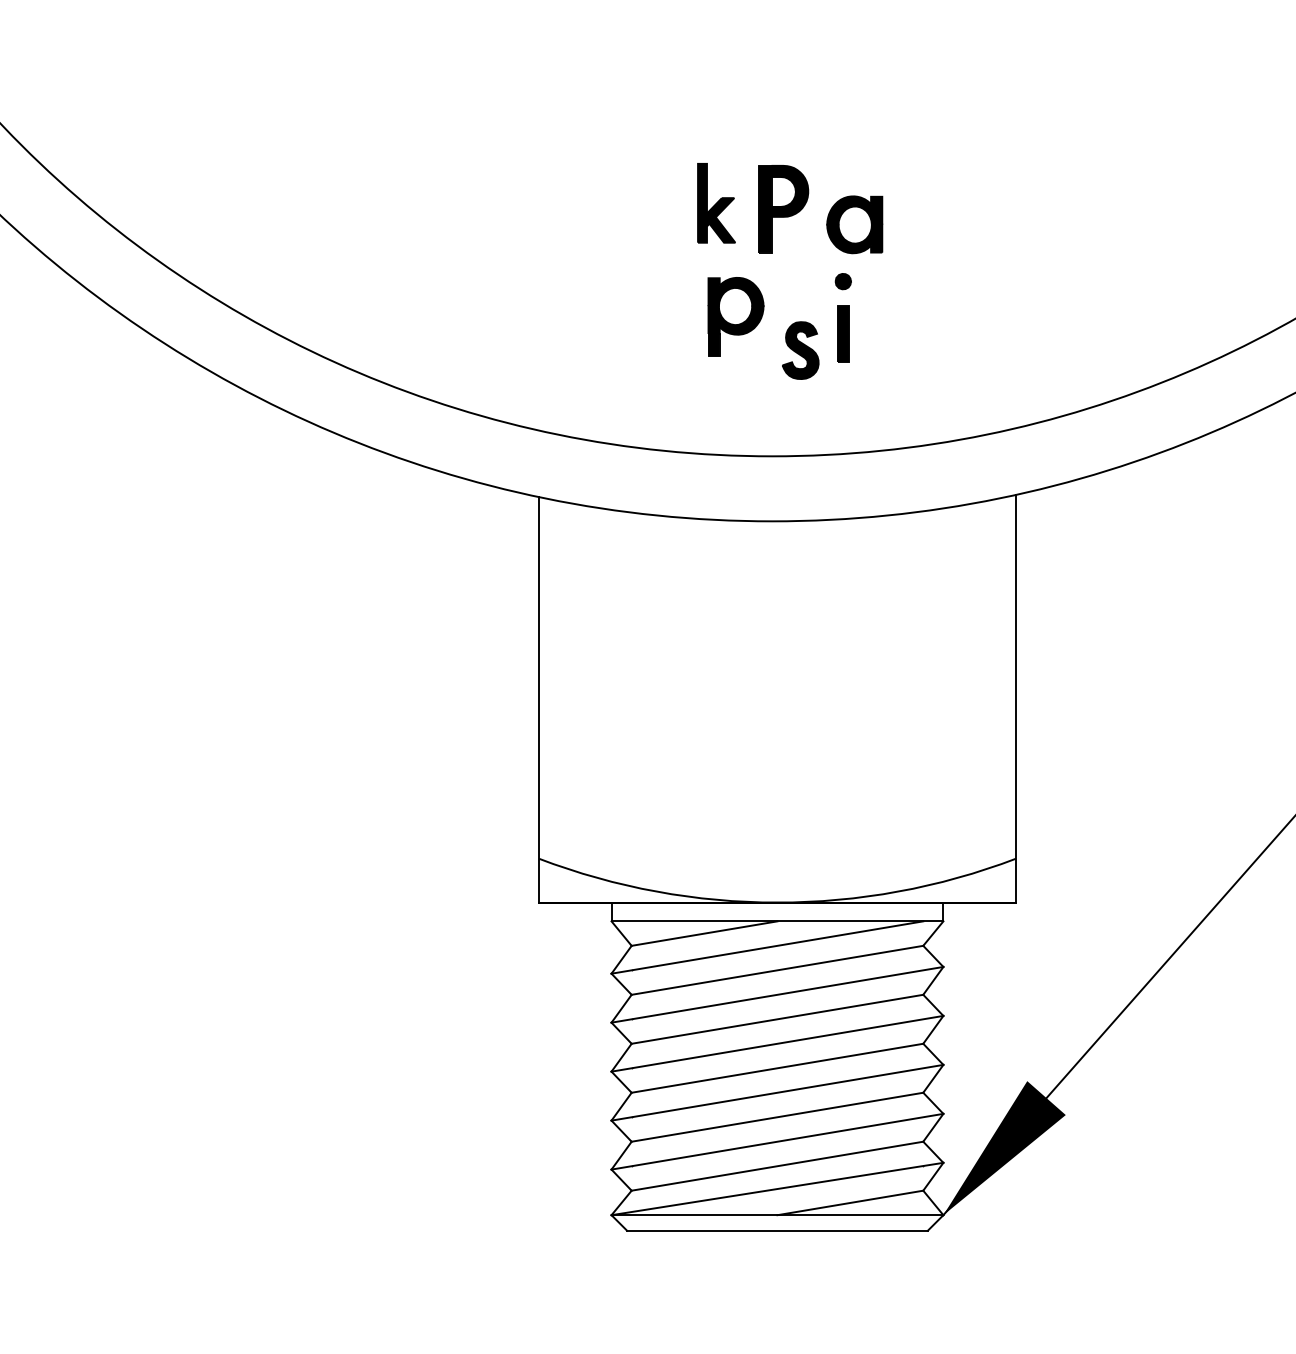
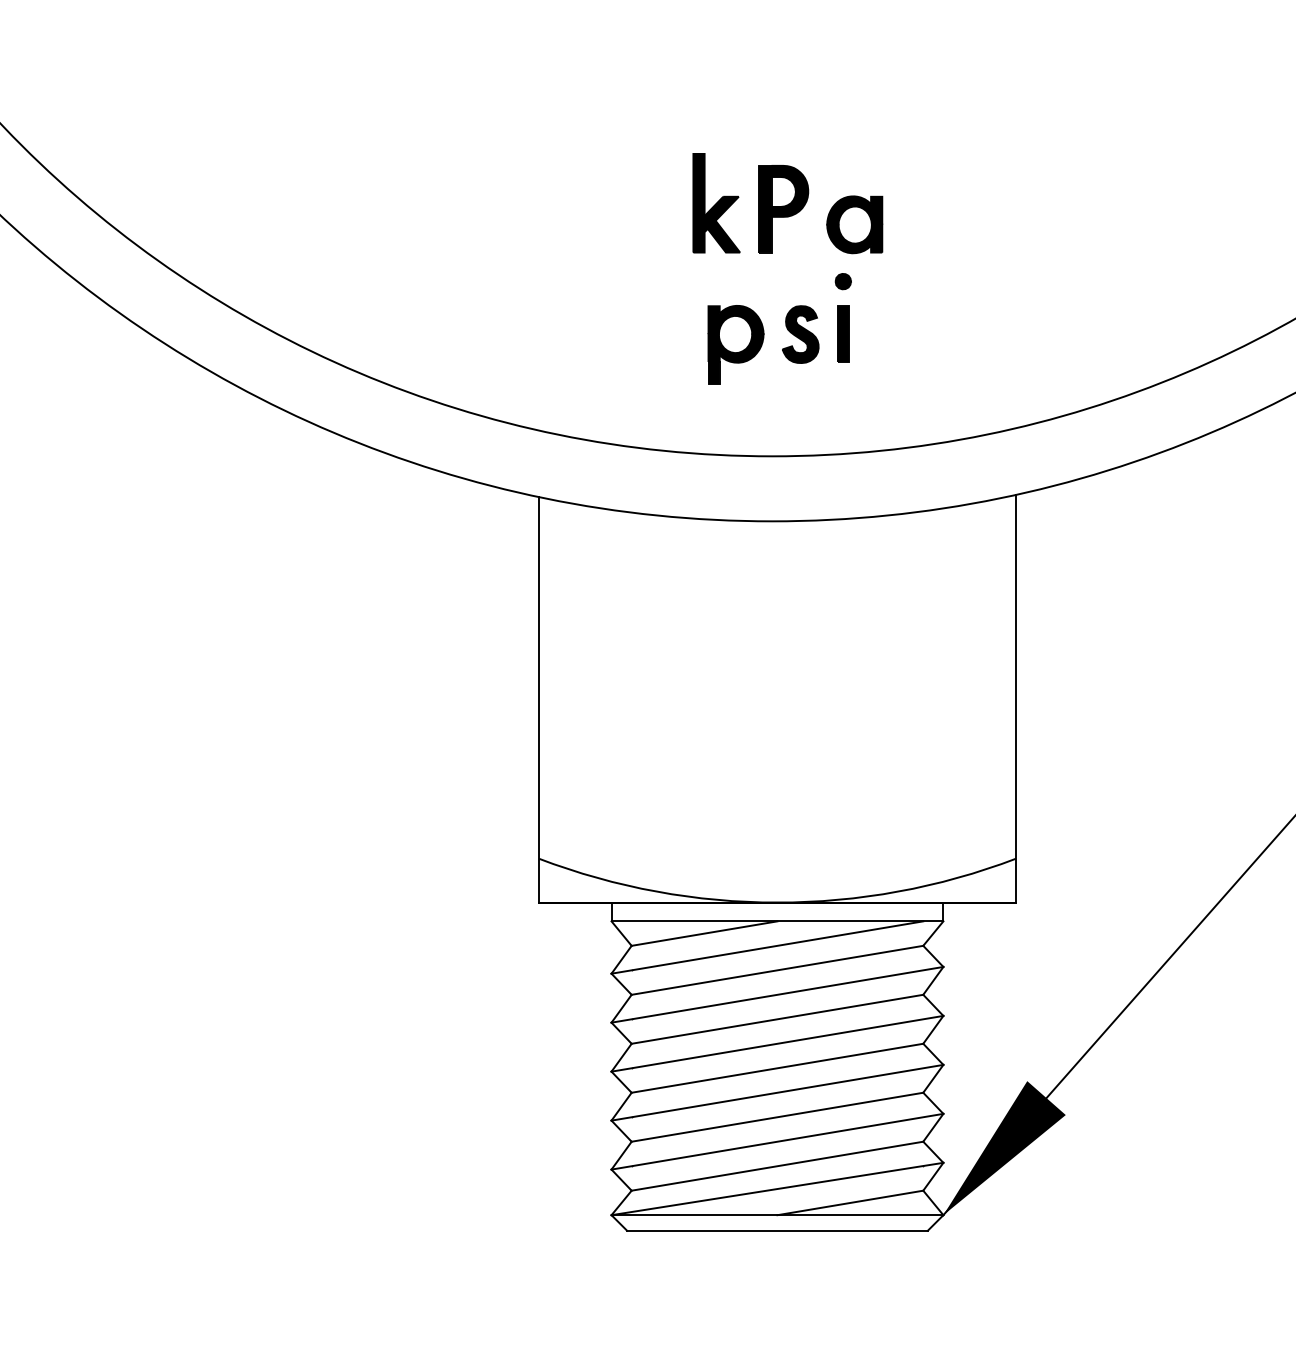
part size: 39x81 px -> 49x101 px (716, 203)
part position: (735, 316) -> (735, 344) (735, 344)
part position: (800, 350) -> (800, 334) (800, 334)
